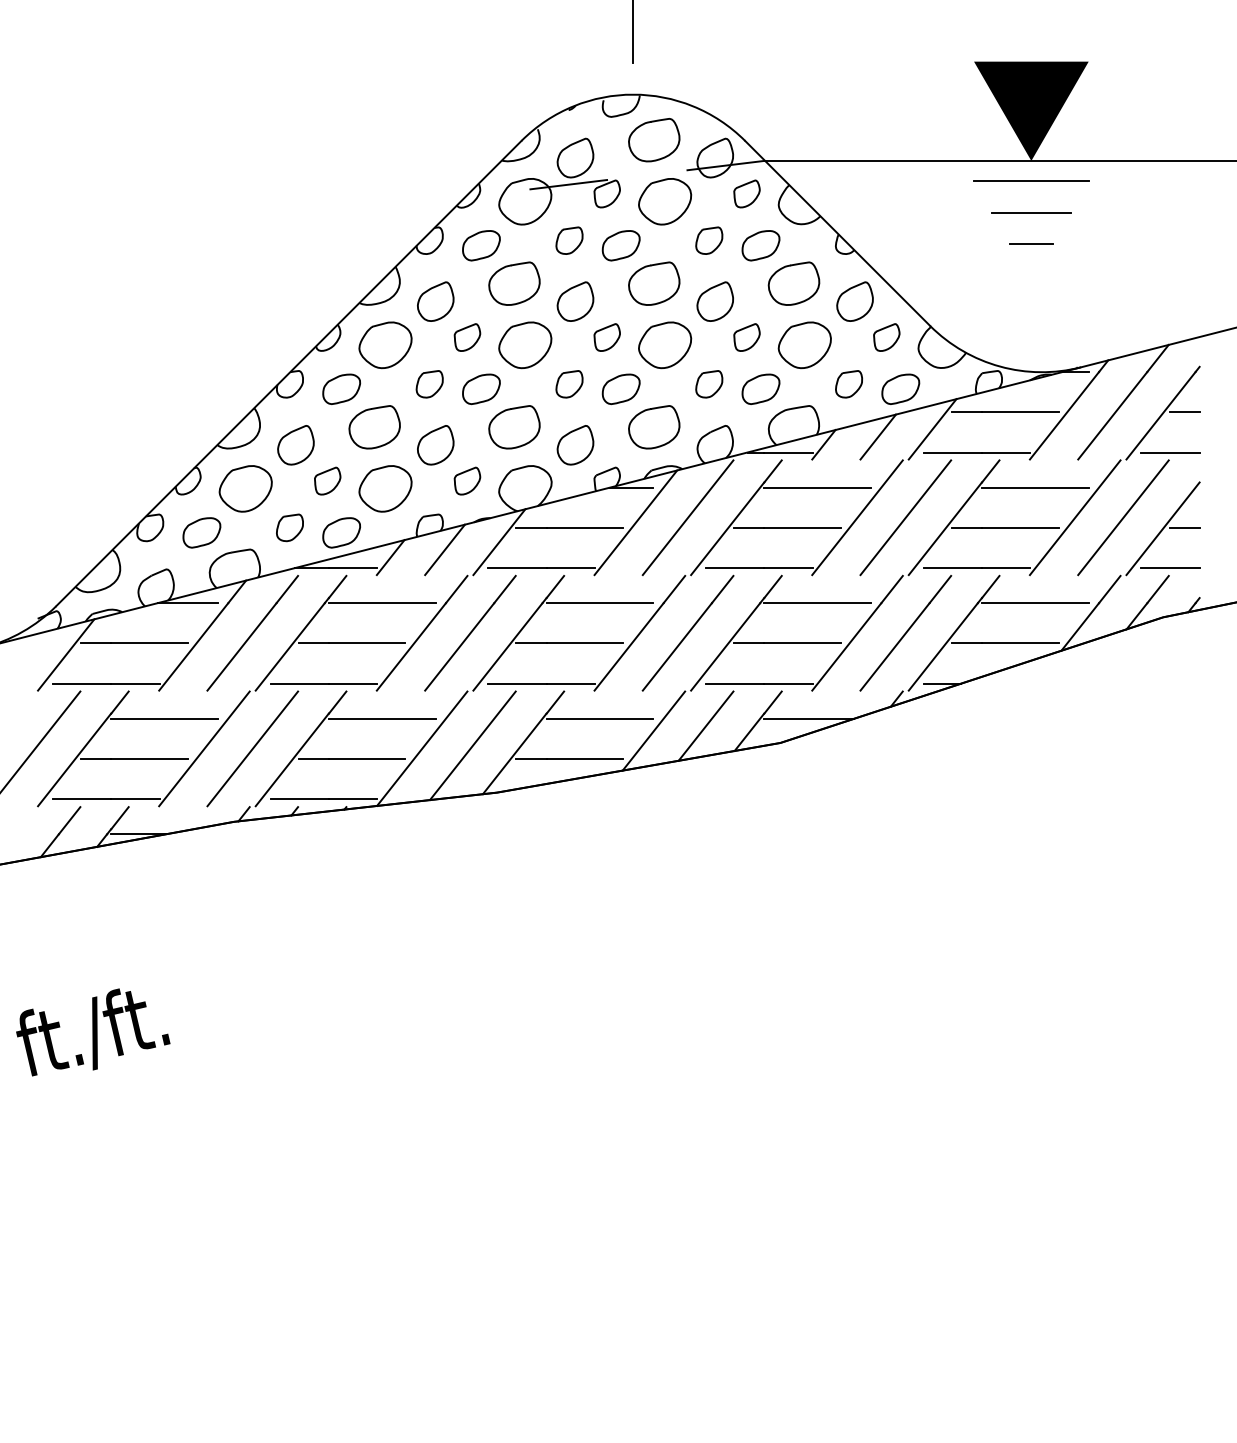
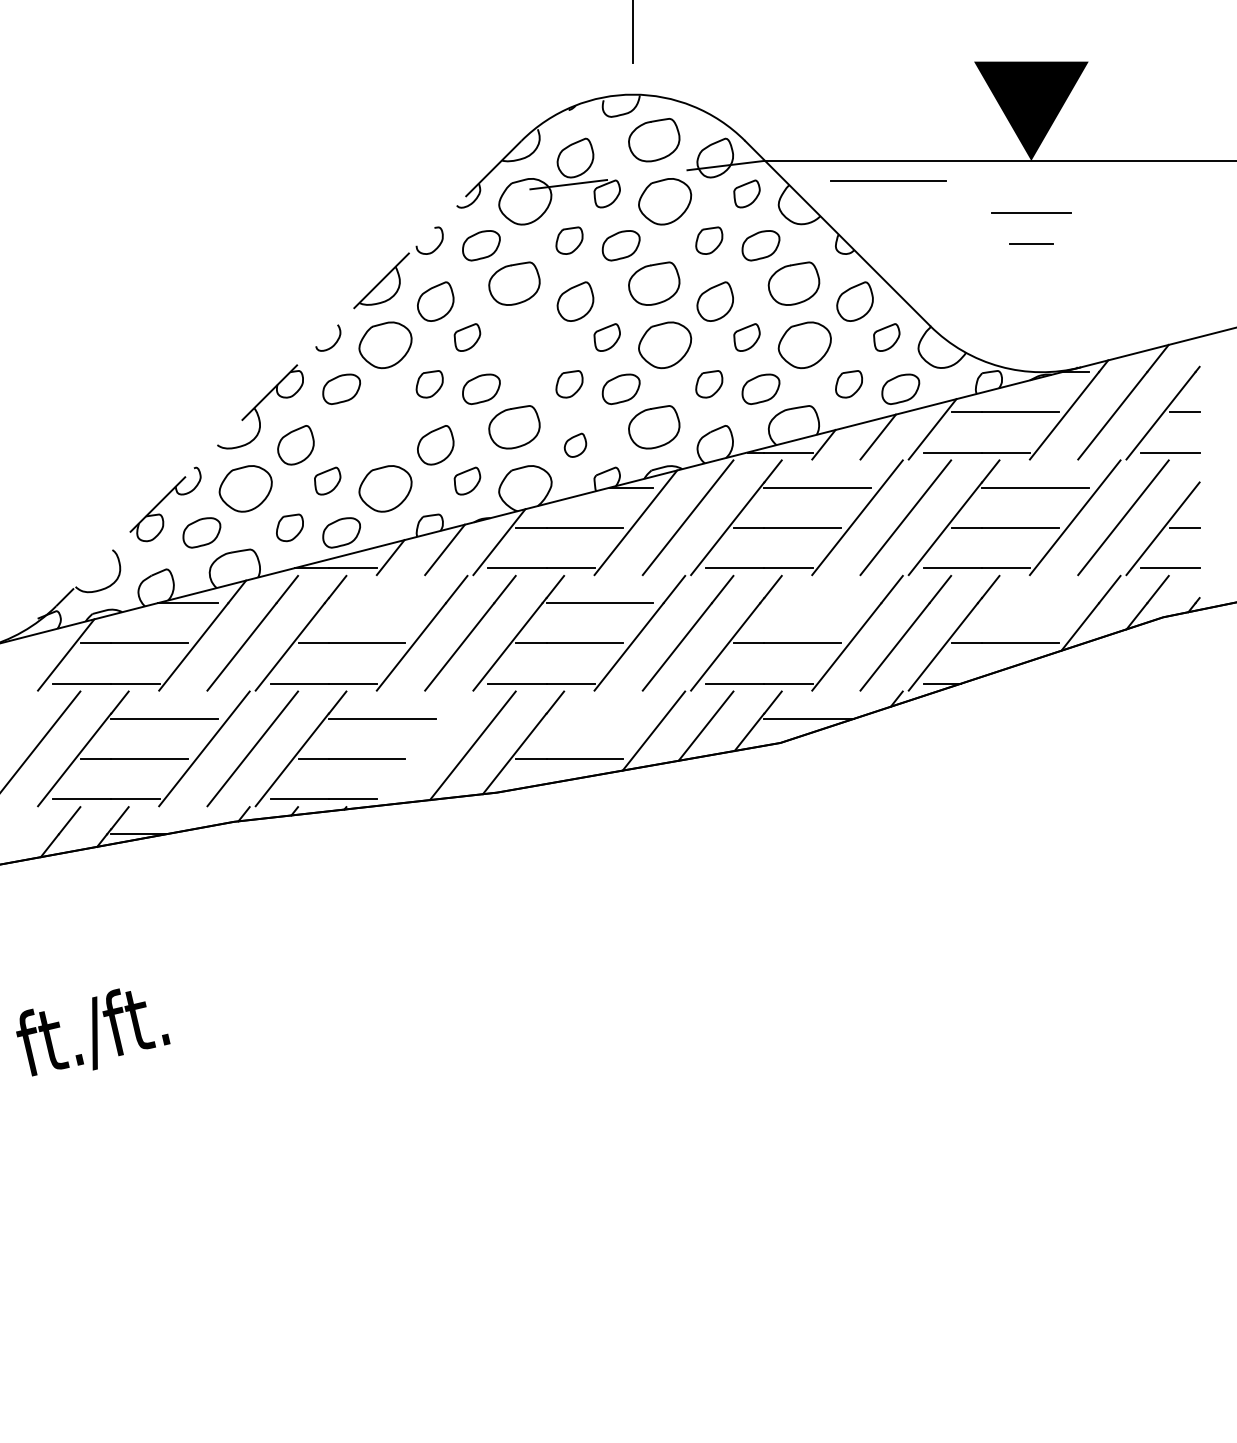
line position: (1031, 180) -> (888, 180) (888, 180)
part: present -> none (525, 345)
line: solid -> dashed (288, 373)
curve: present -> none (370, 410)
part size: 39x41 px -> 25x26 px (575, 444)
line: present -> none (381, 603)
line: present -> none (817, 603)
line: present -> none (1035, 603)
line: present -> none (599, 718)
line: present -> none (422, 748)
